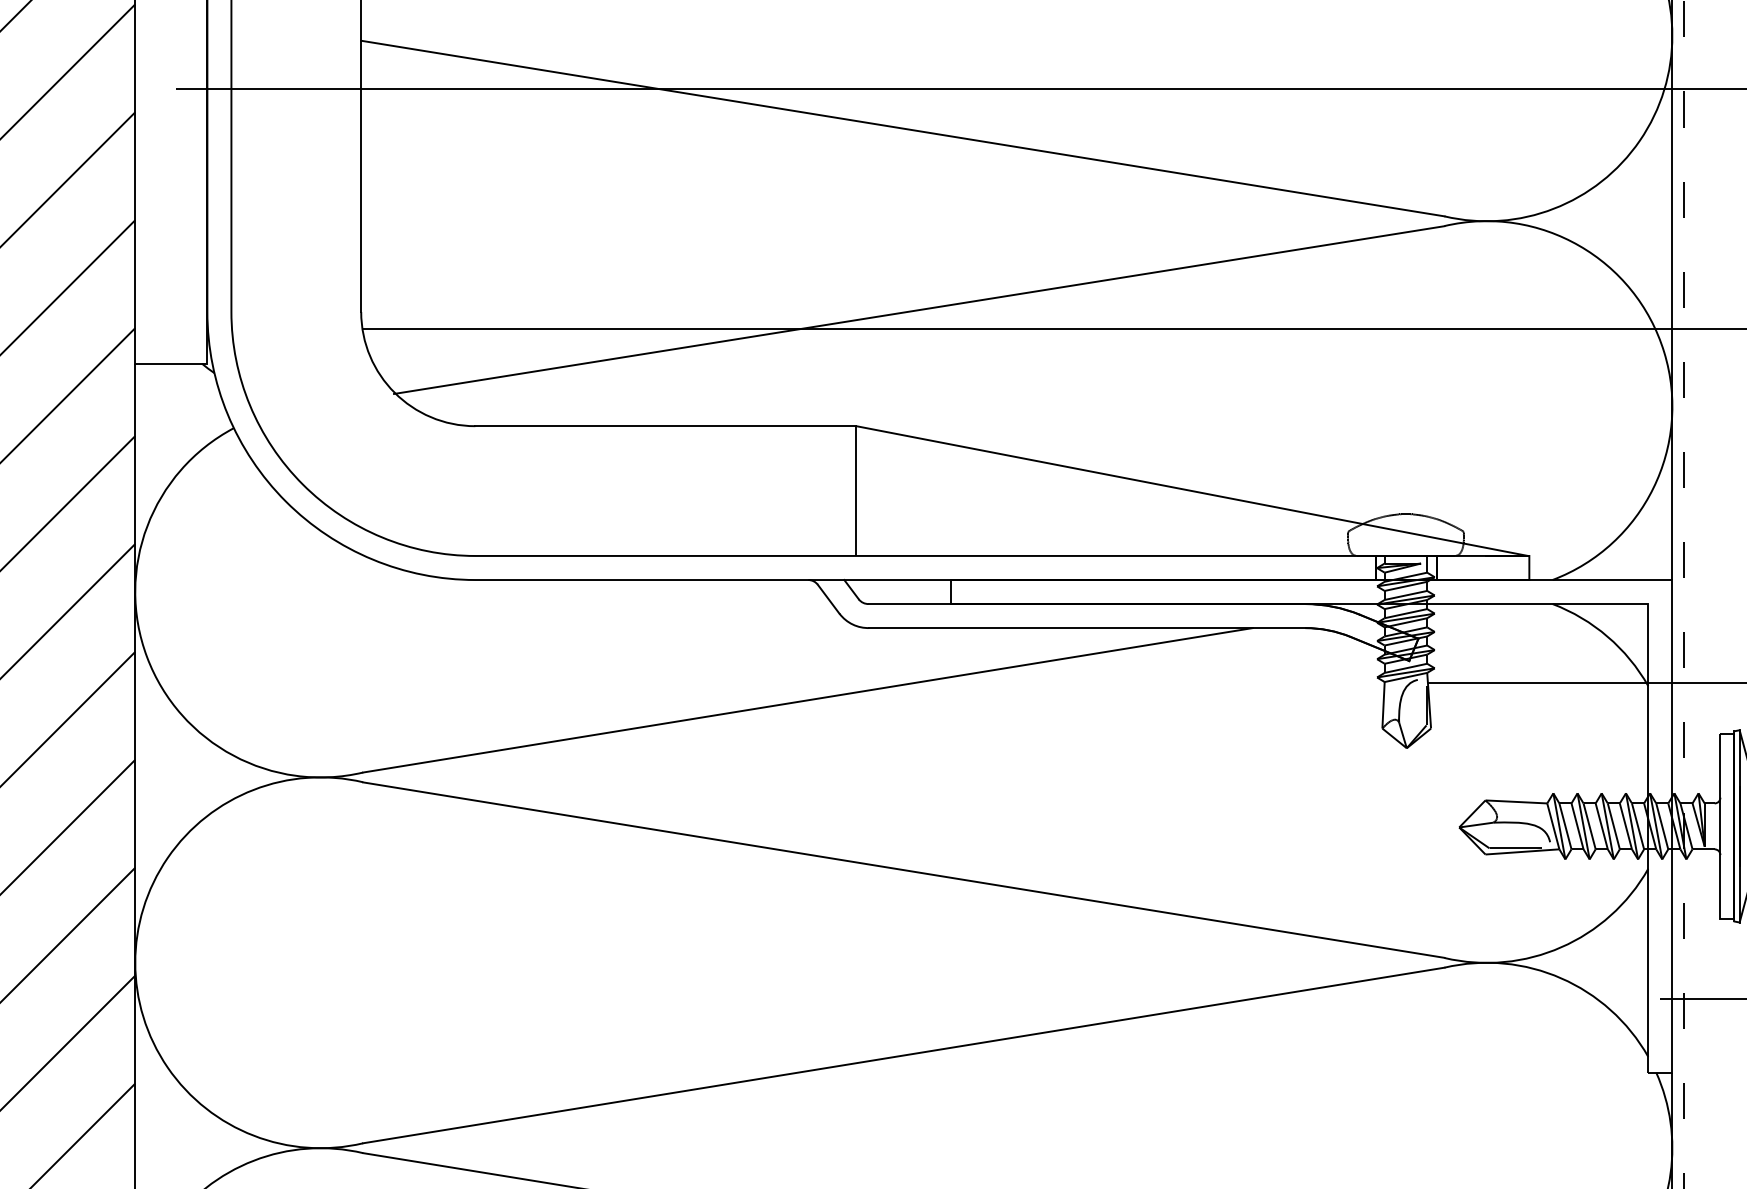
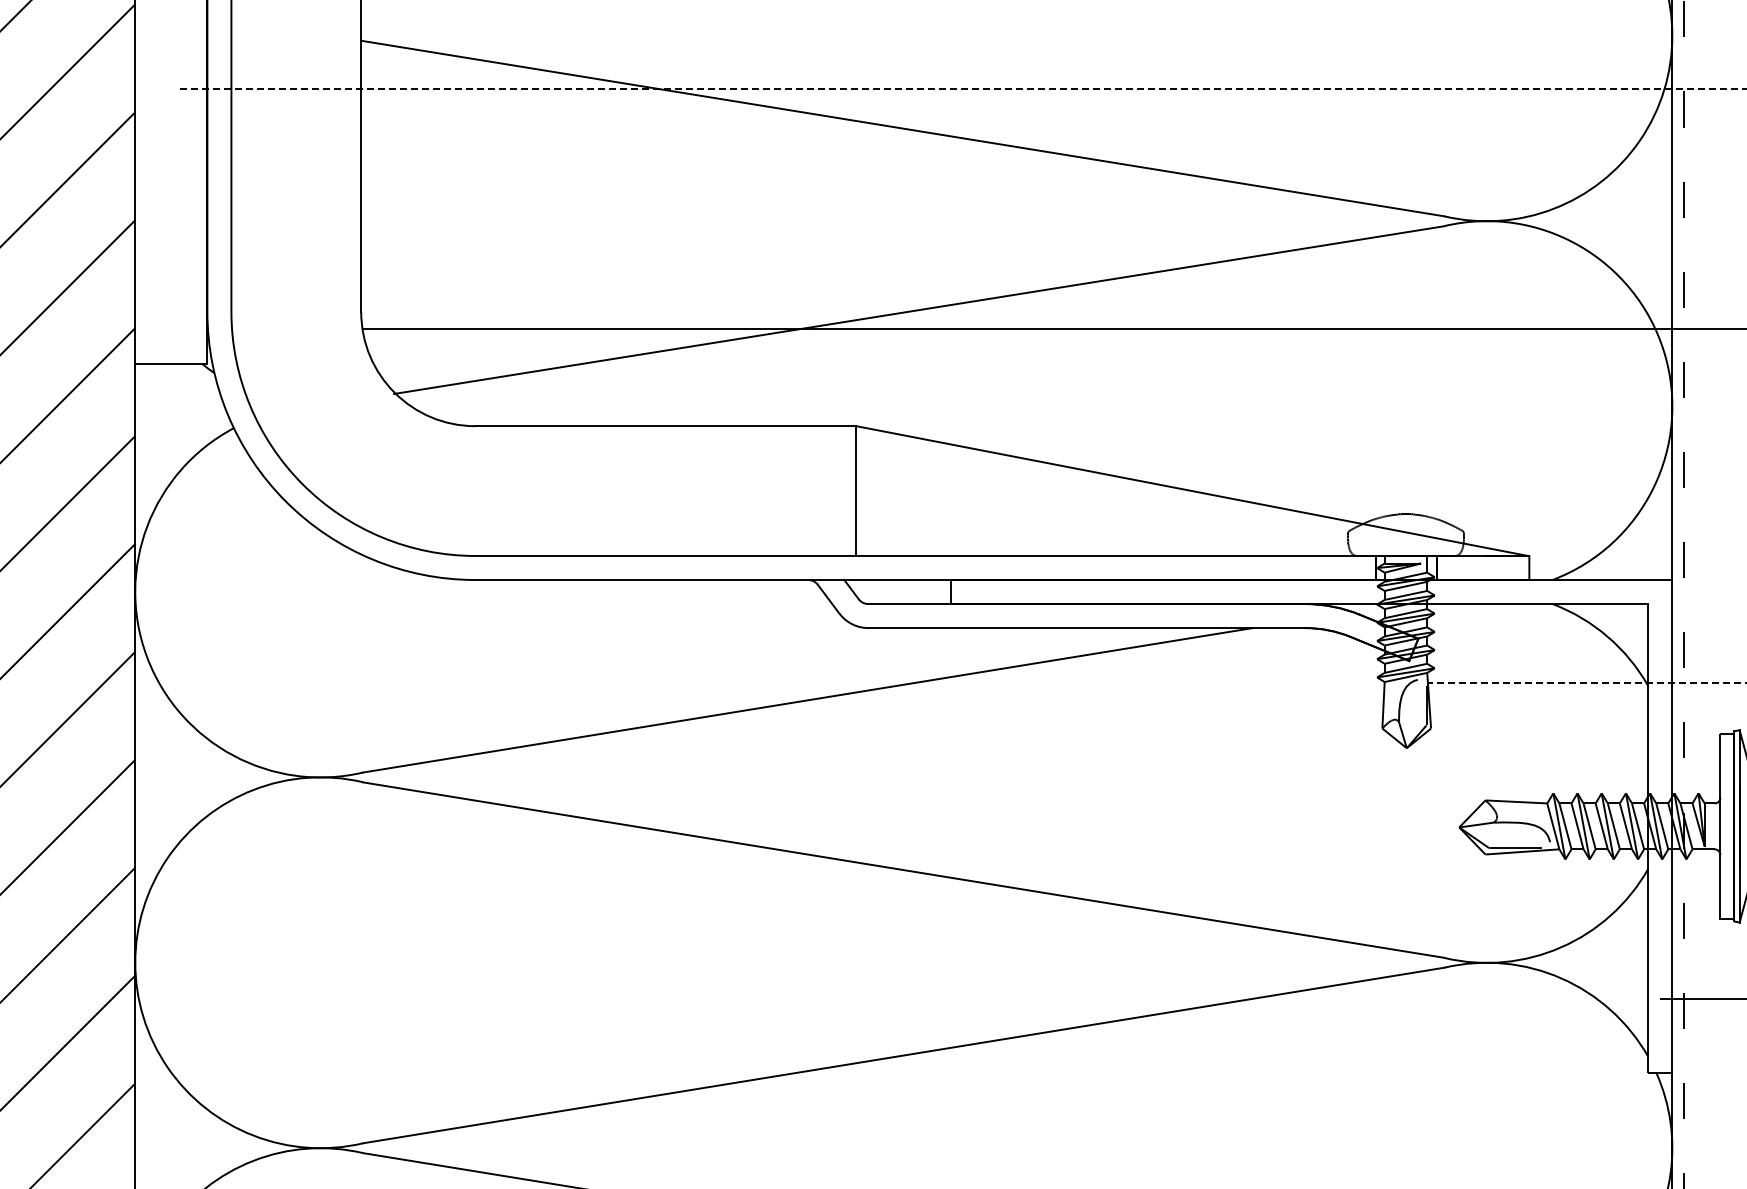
line: solid -> dashed (960, 88)
line: solid -> dashed (1586, 682)
